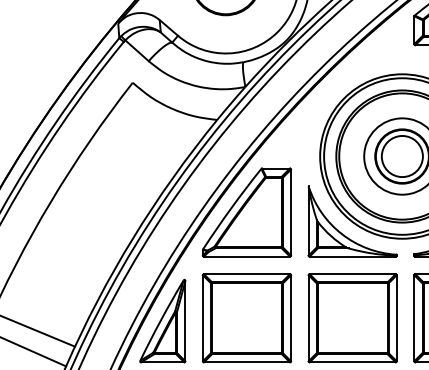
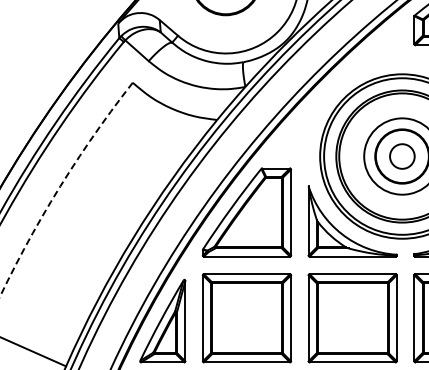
circle diameter: 41 px -> 25 px (402, 156)
arc: solid -> dashed (60, 186)
line: present -> none (38, 331)
